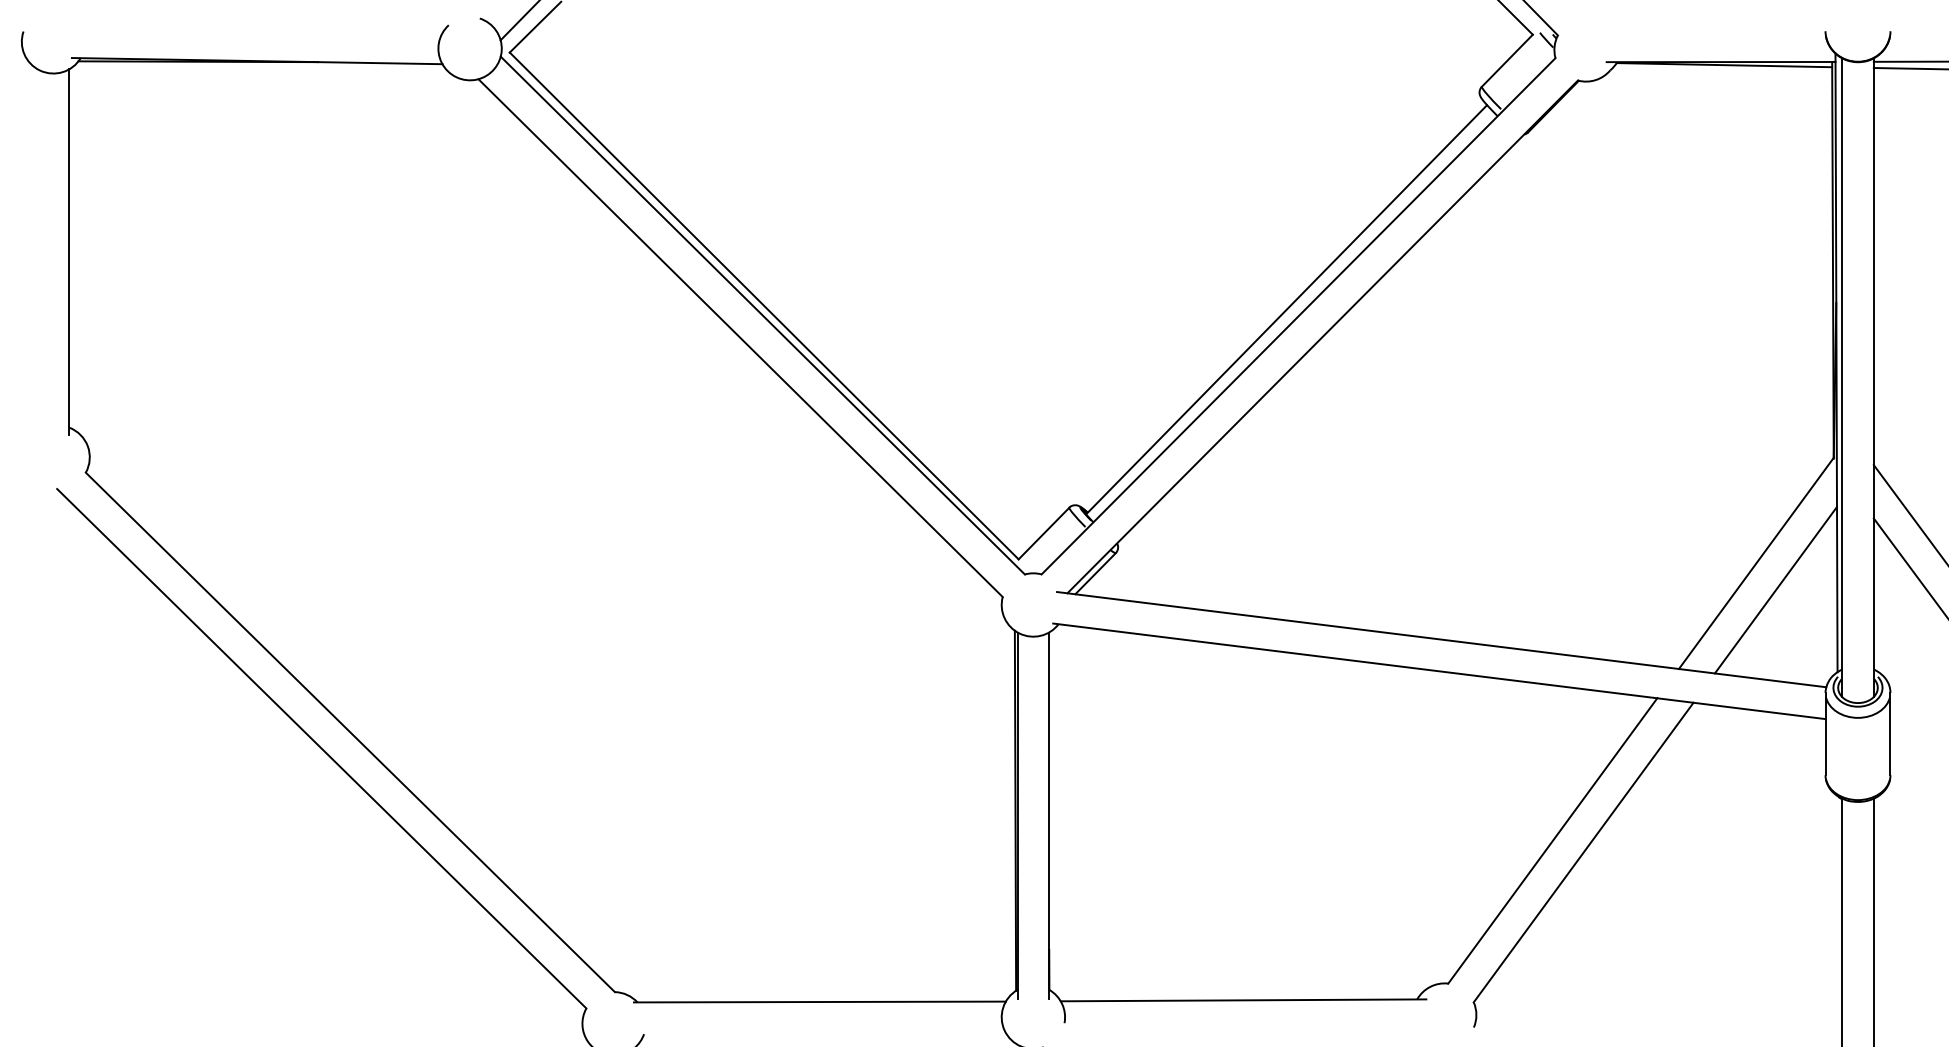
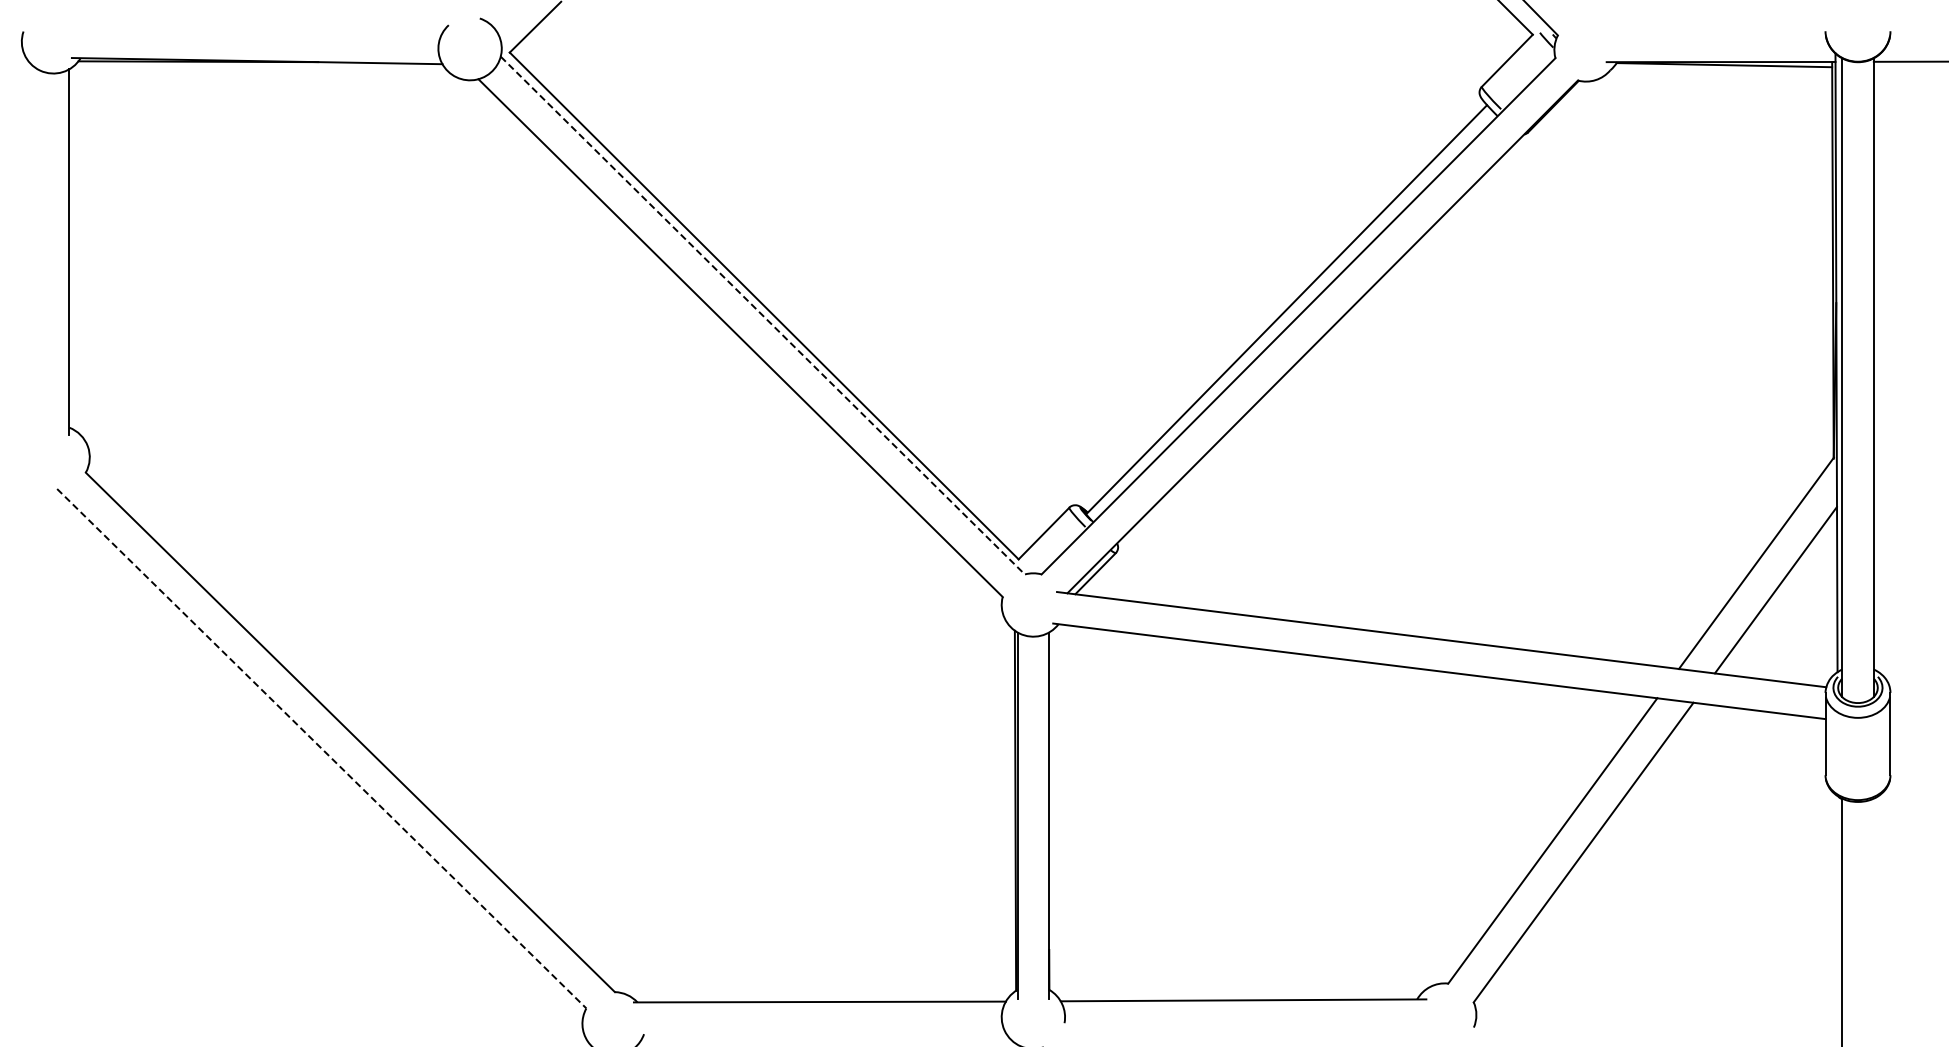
line: present -> none (518, 21)
line: present -> none (1909, 68)
line: solid -> dashed (763, 316)
line: present -> none (1909, 513)
line: present -> none (1909, 566)
line: solid -> dashed (321, 748)
line: present -> none (1873, 920)
